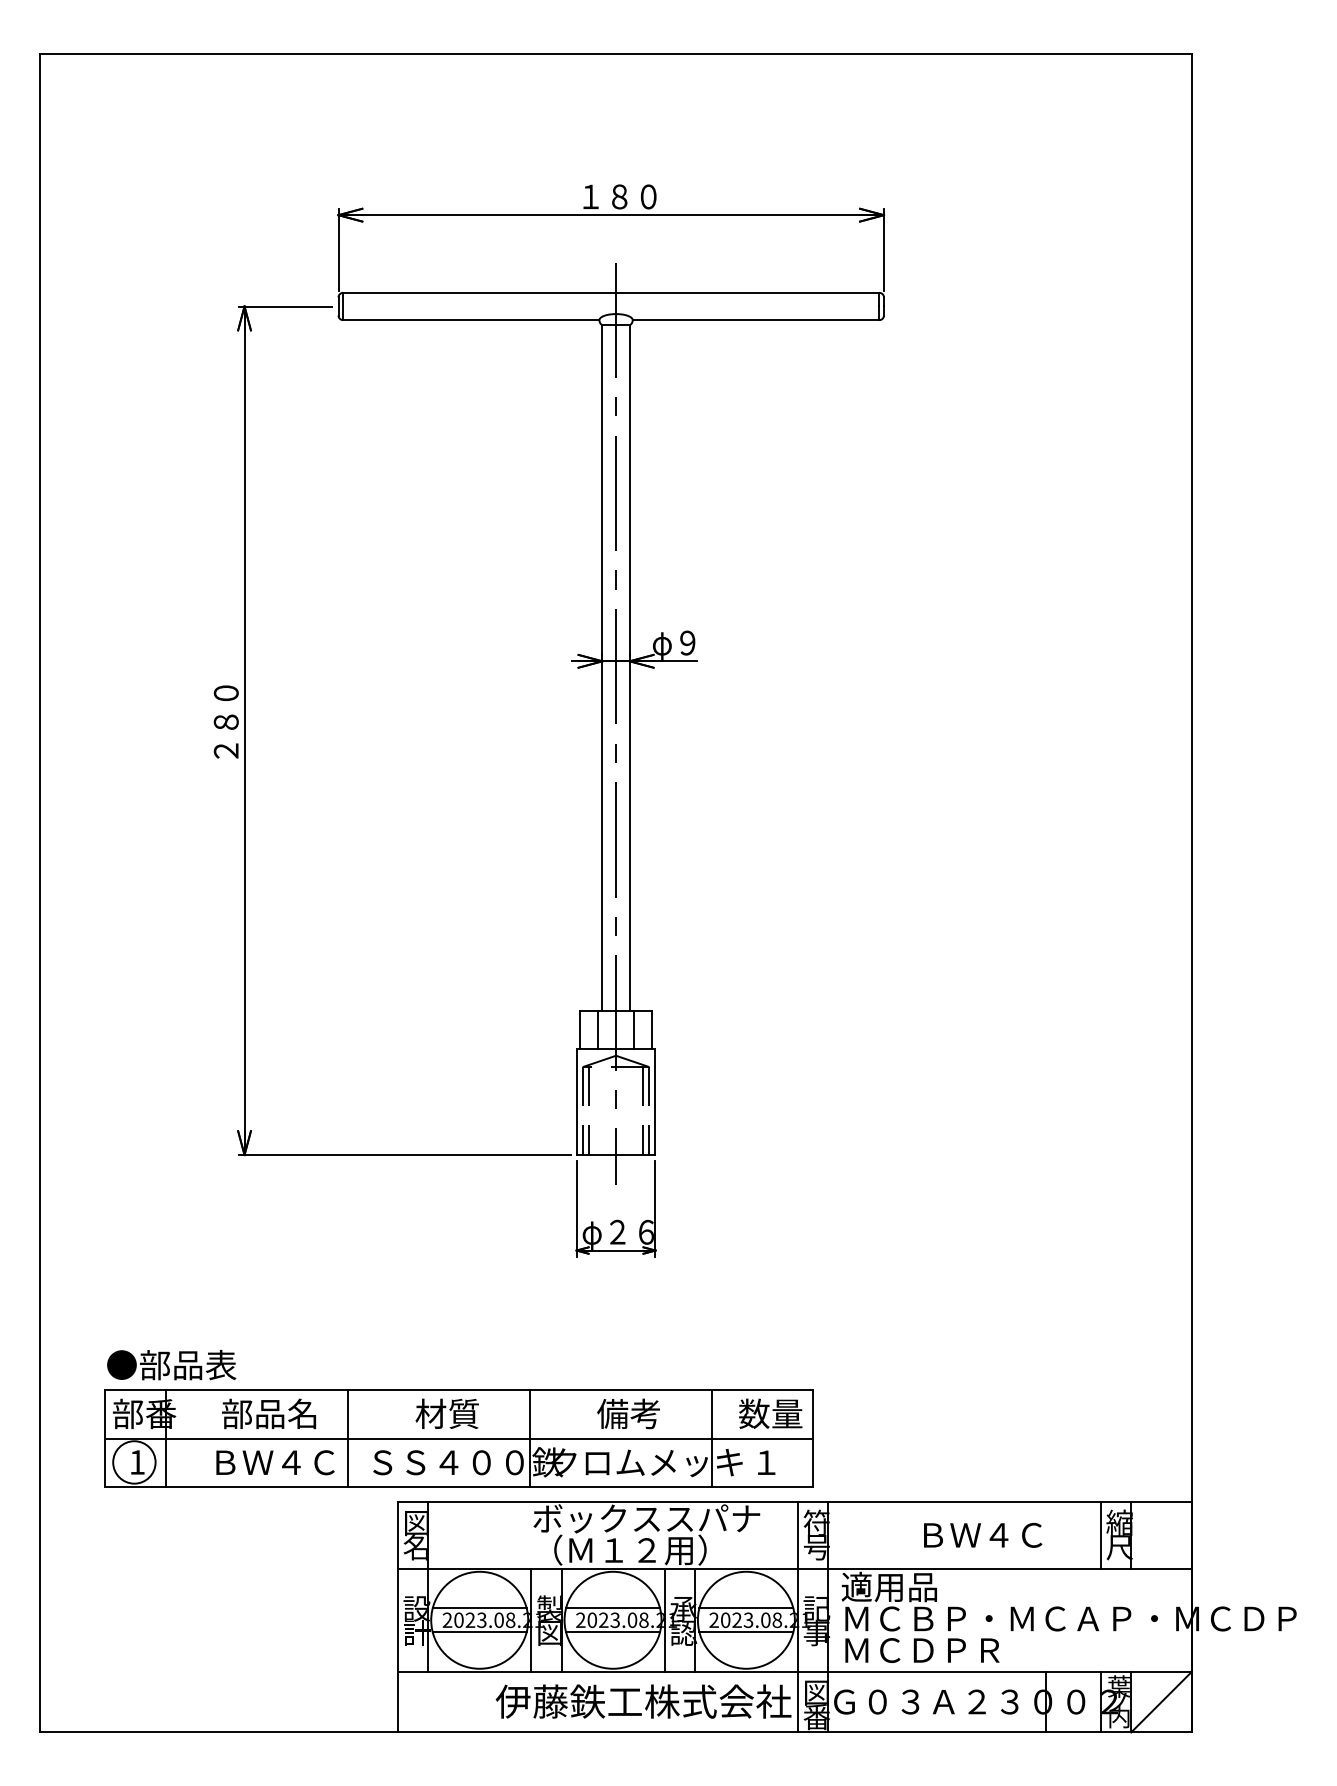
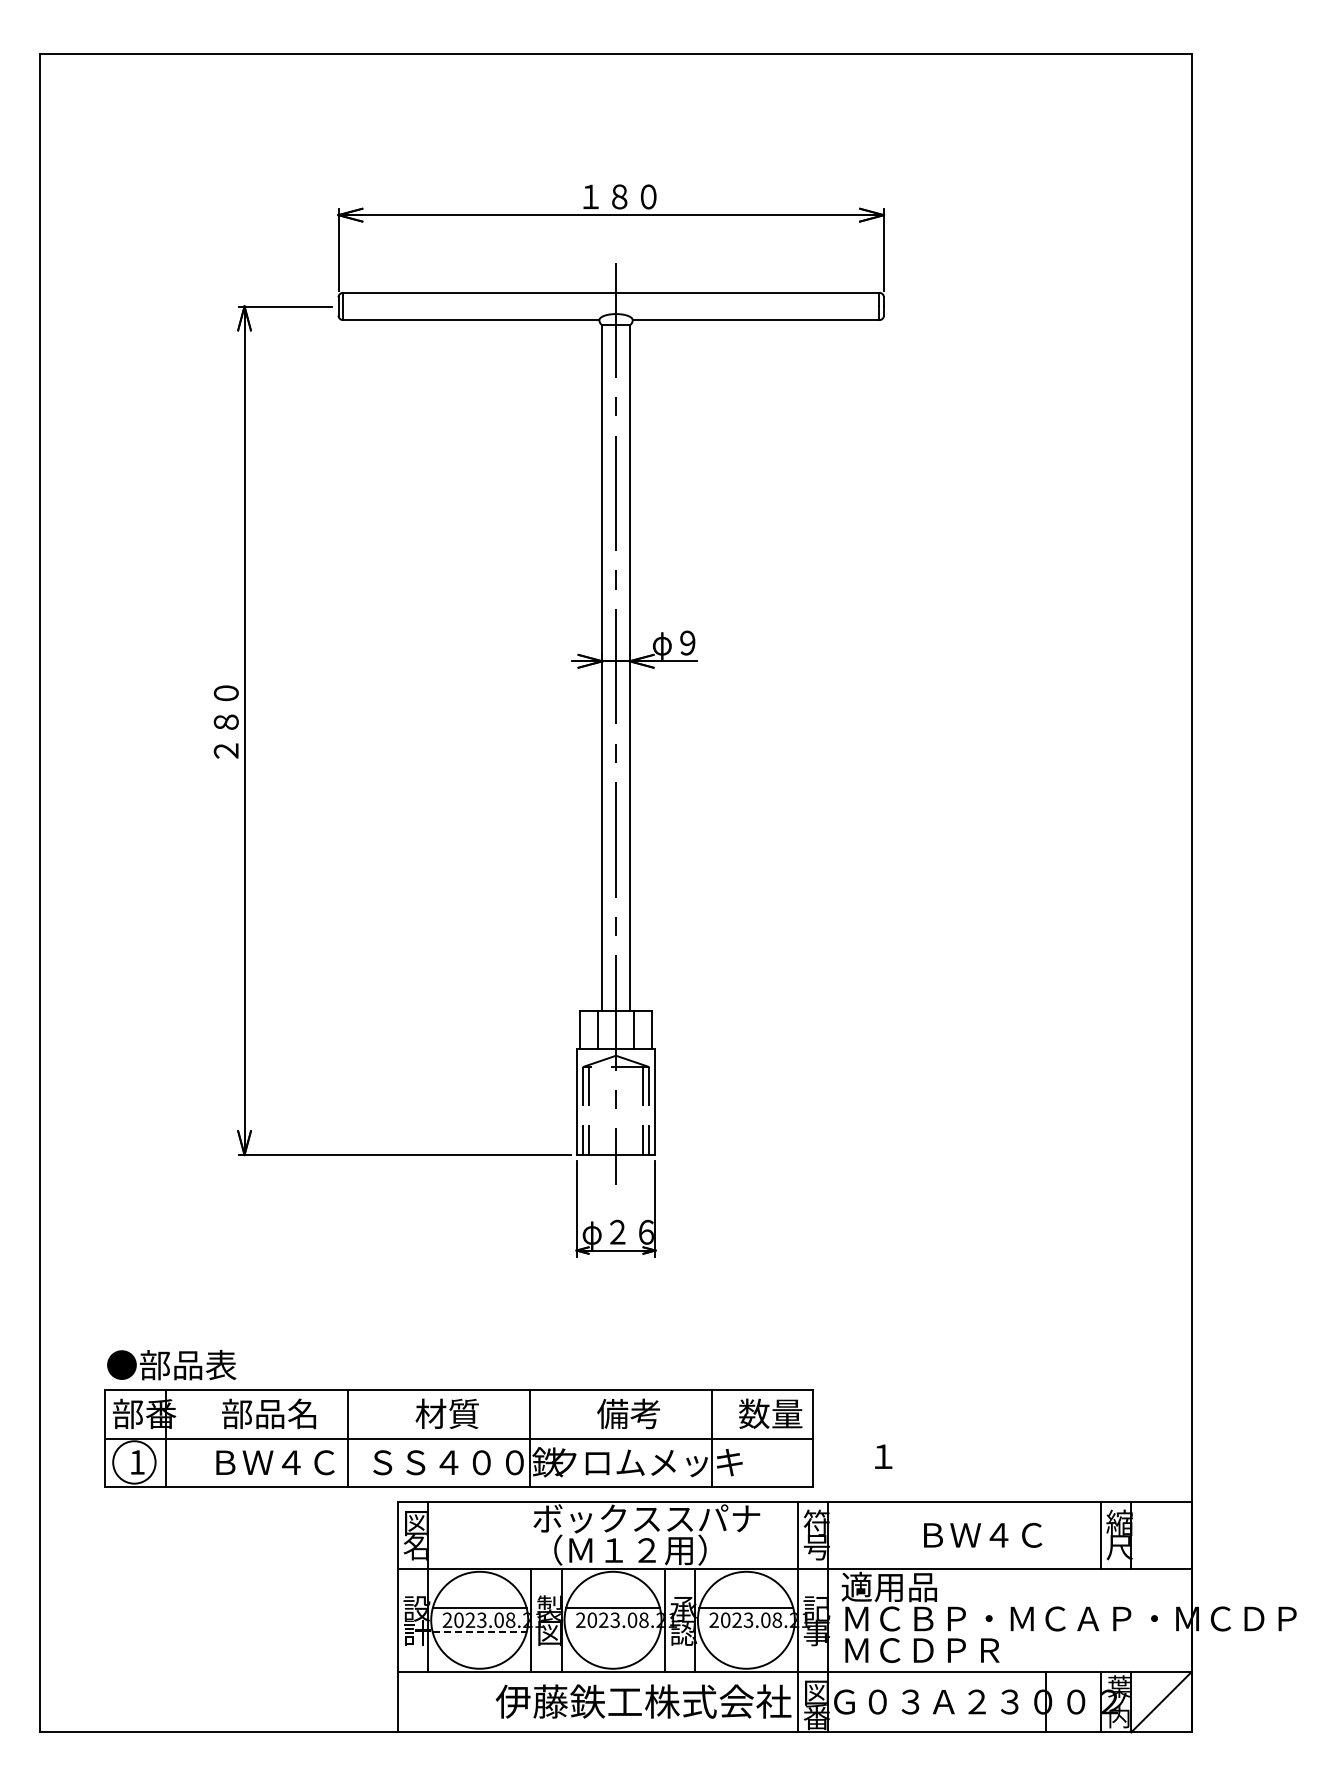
text position: (766, 1462) -> (883, 1456) (883, 1456)
line: solid -> dashed (479, 1632)
line: present -> none (613, 1632)
line: present -> none (746, 1632)
